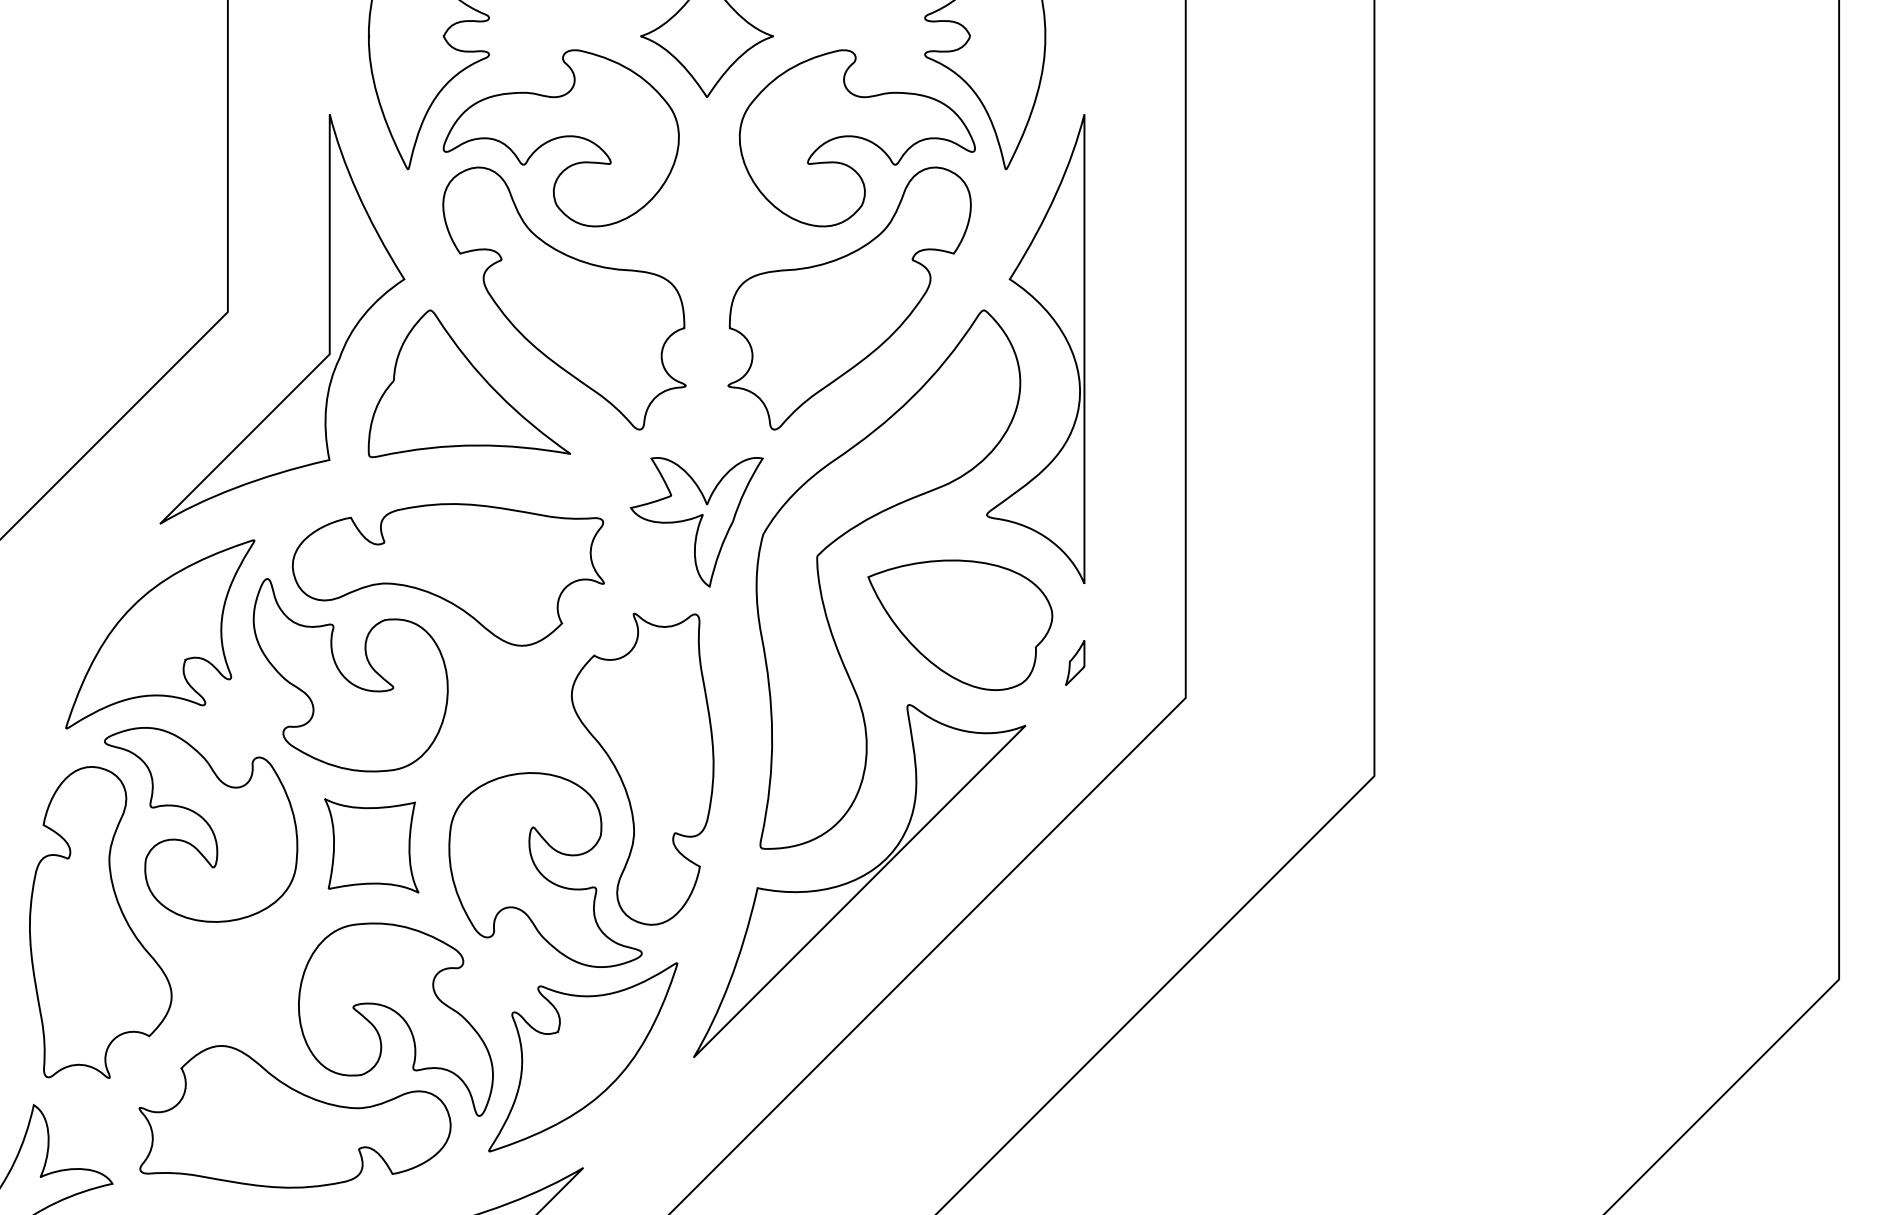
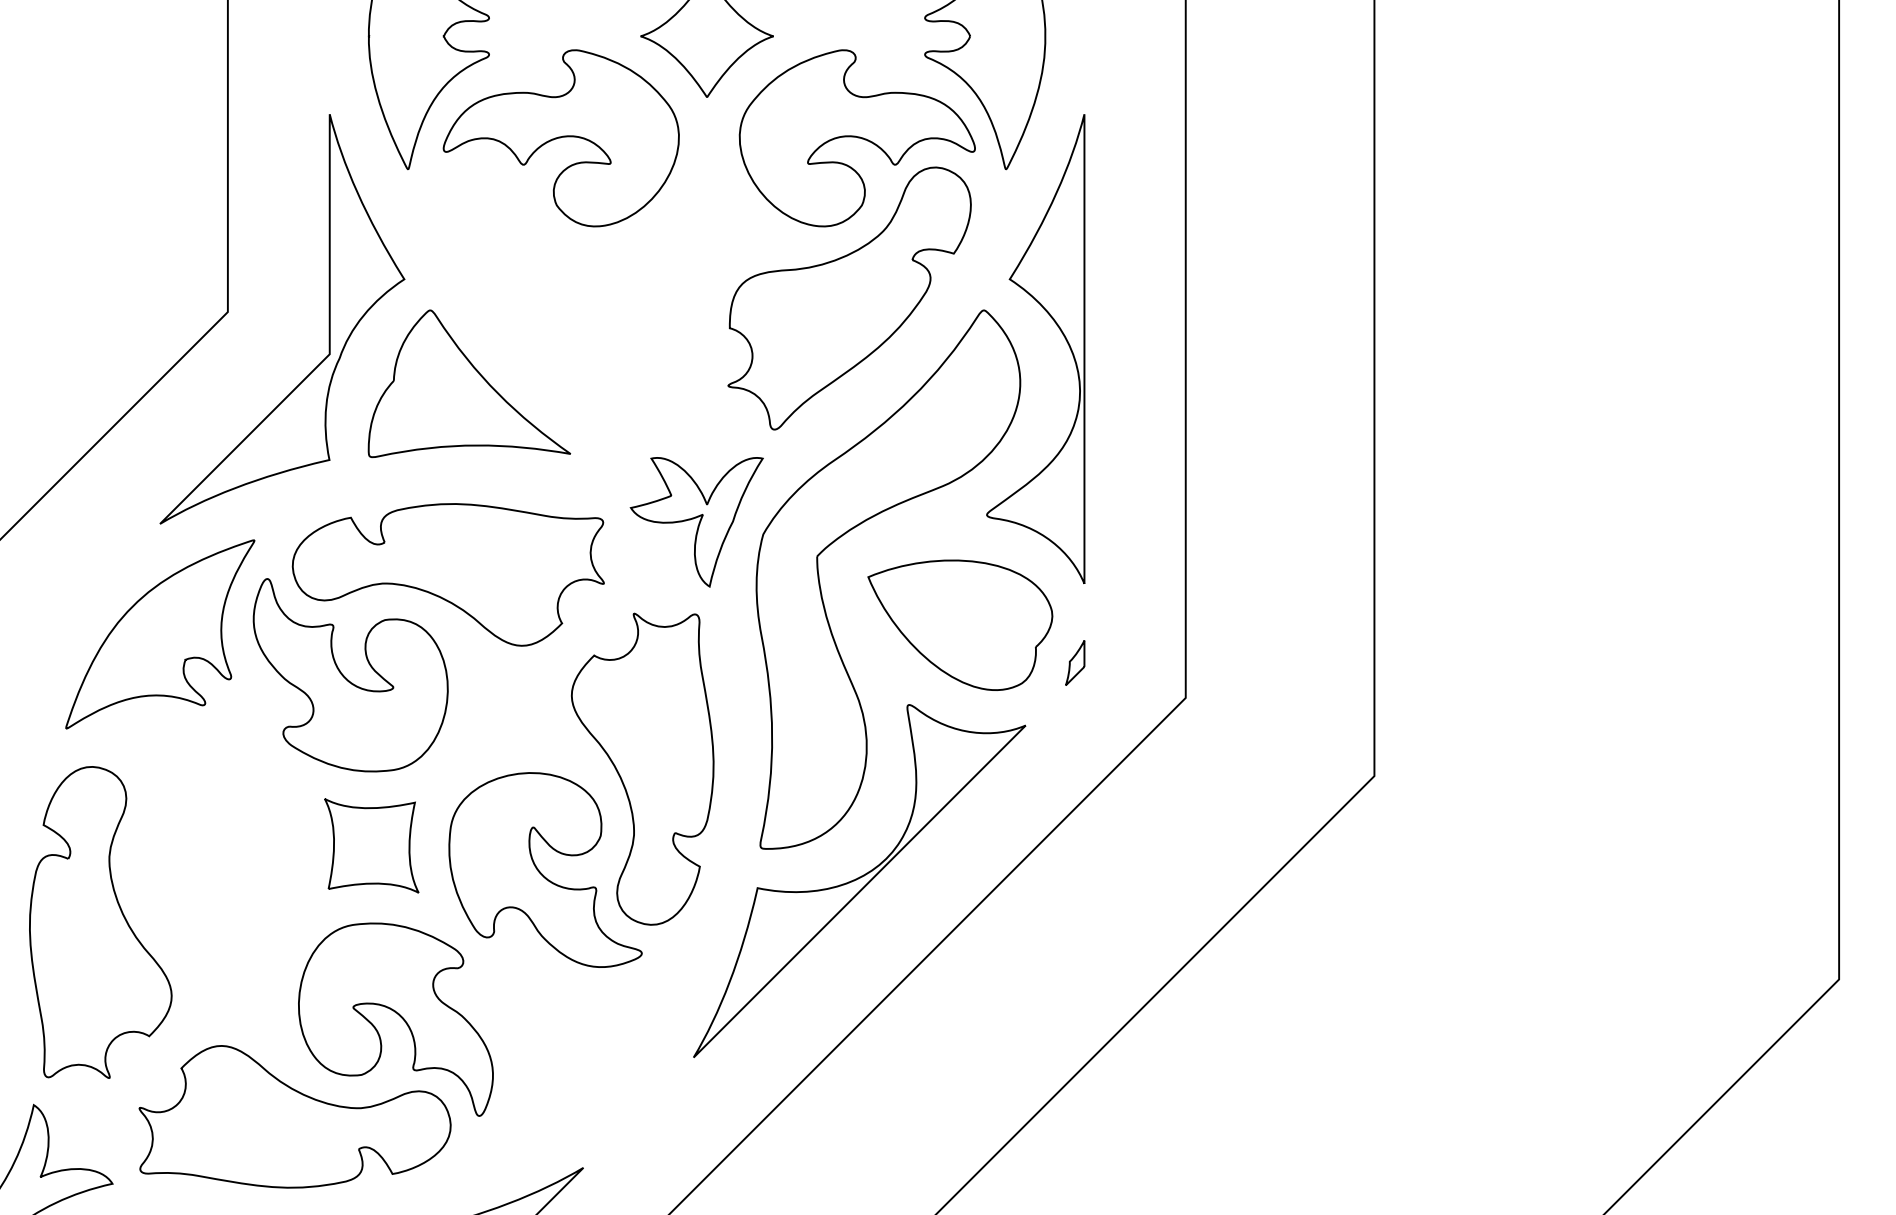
part: present -> none (564, 298)
part: present -> none (201, 824)
part: present -> none (583, 1057)
